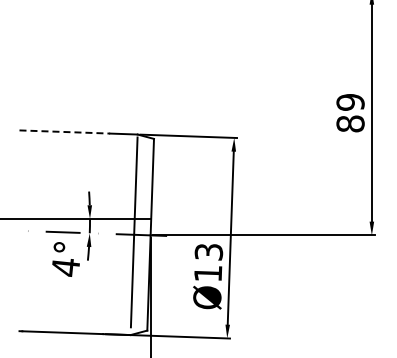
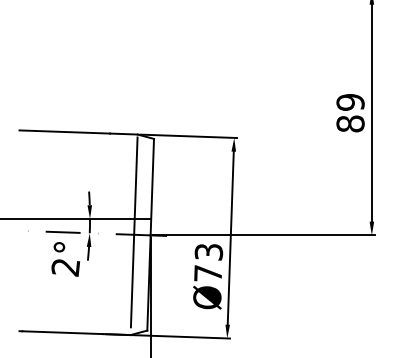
line: dashed -> solid (65, 132)
text: 4° -> 2° (65, 267)
text: Ø13 -> Ø73 (208, 273)
